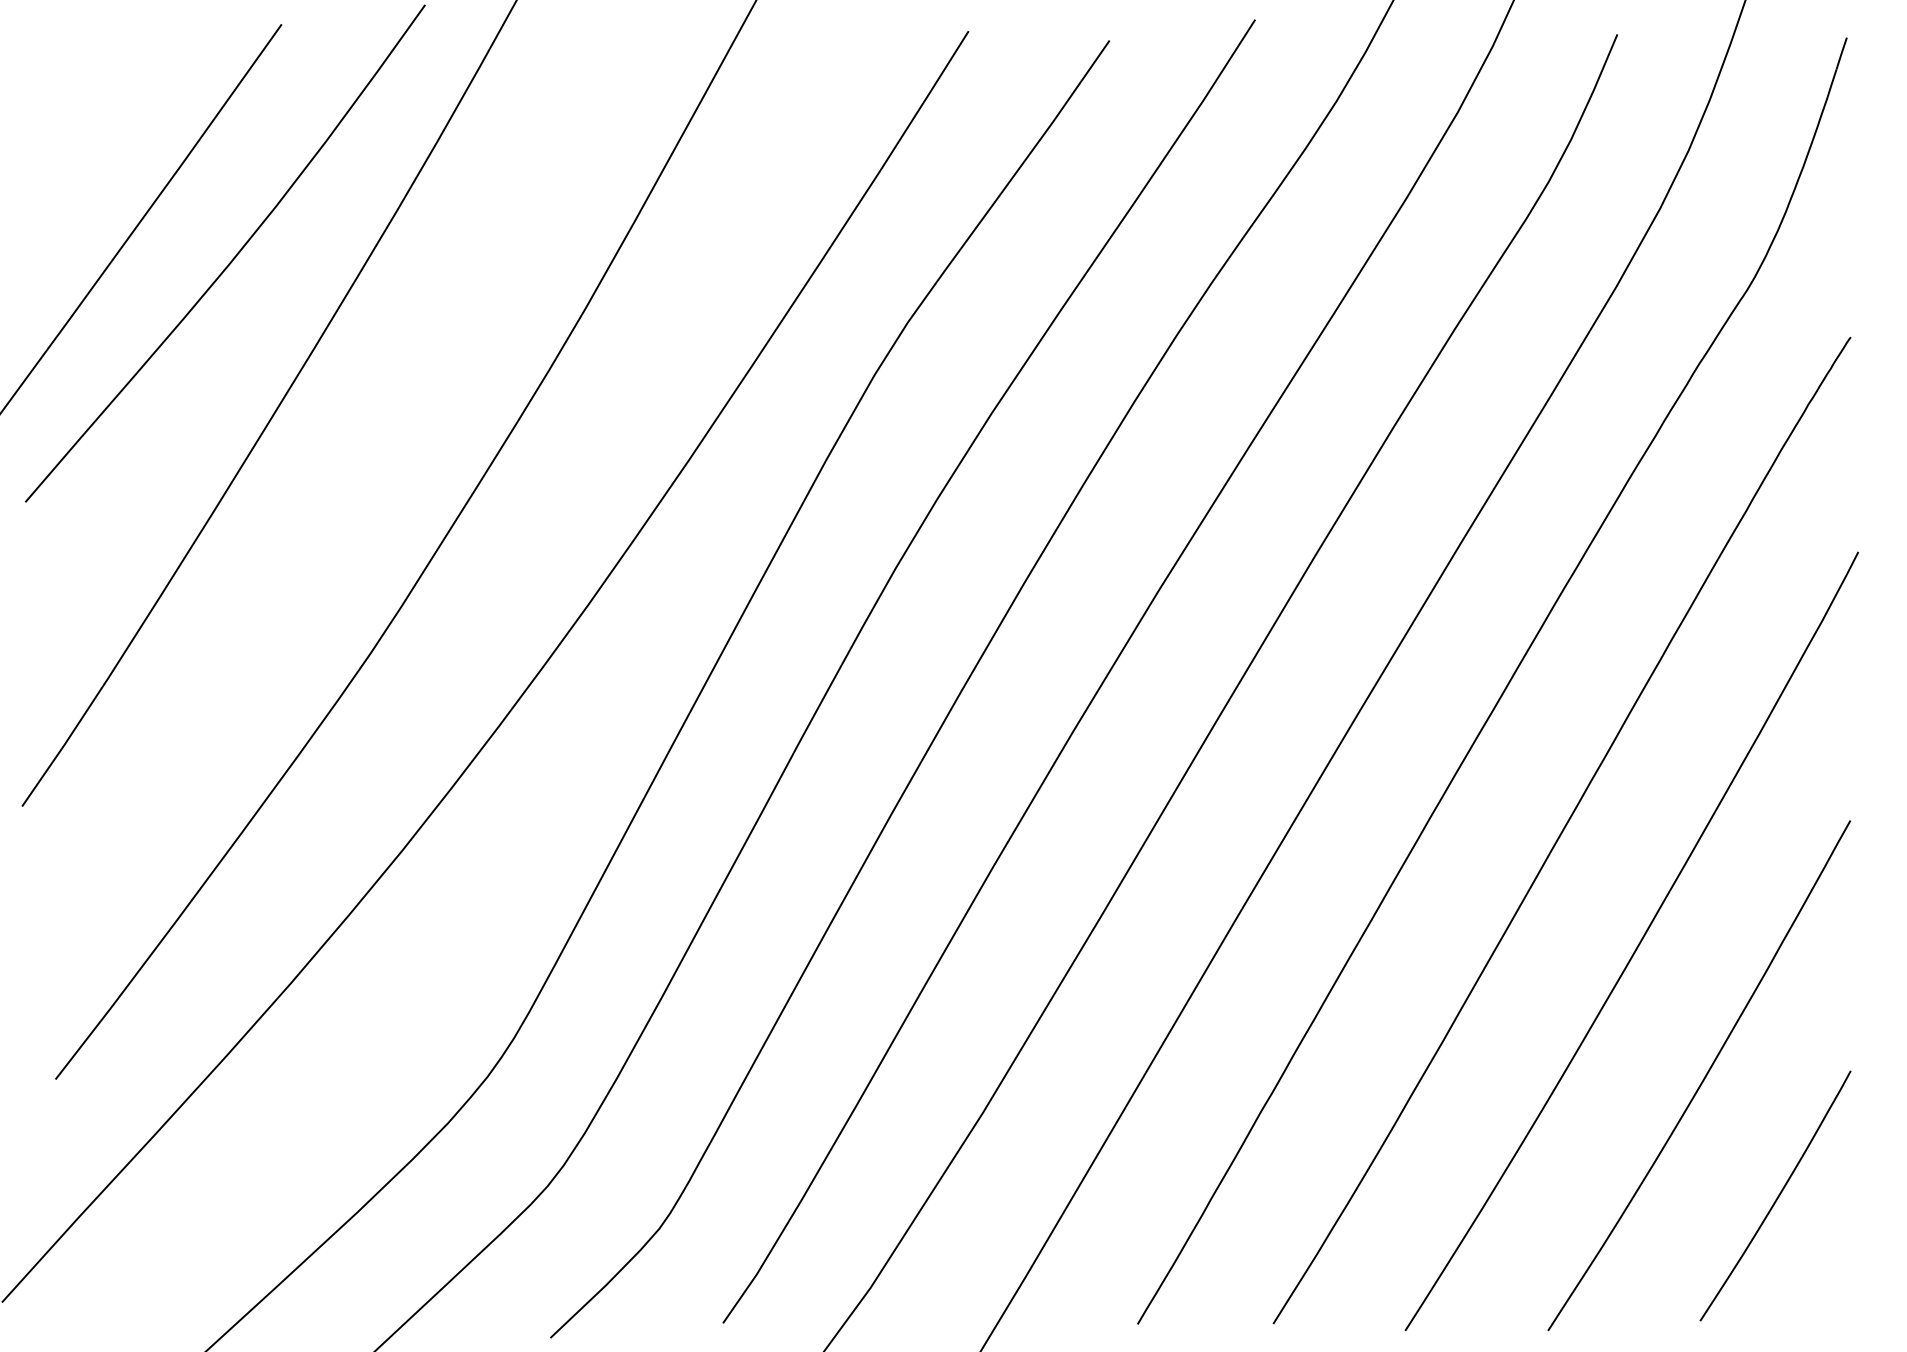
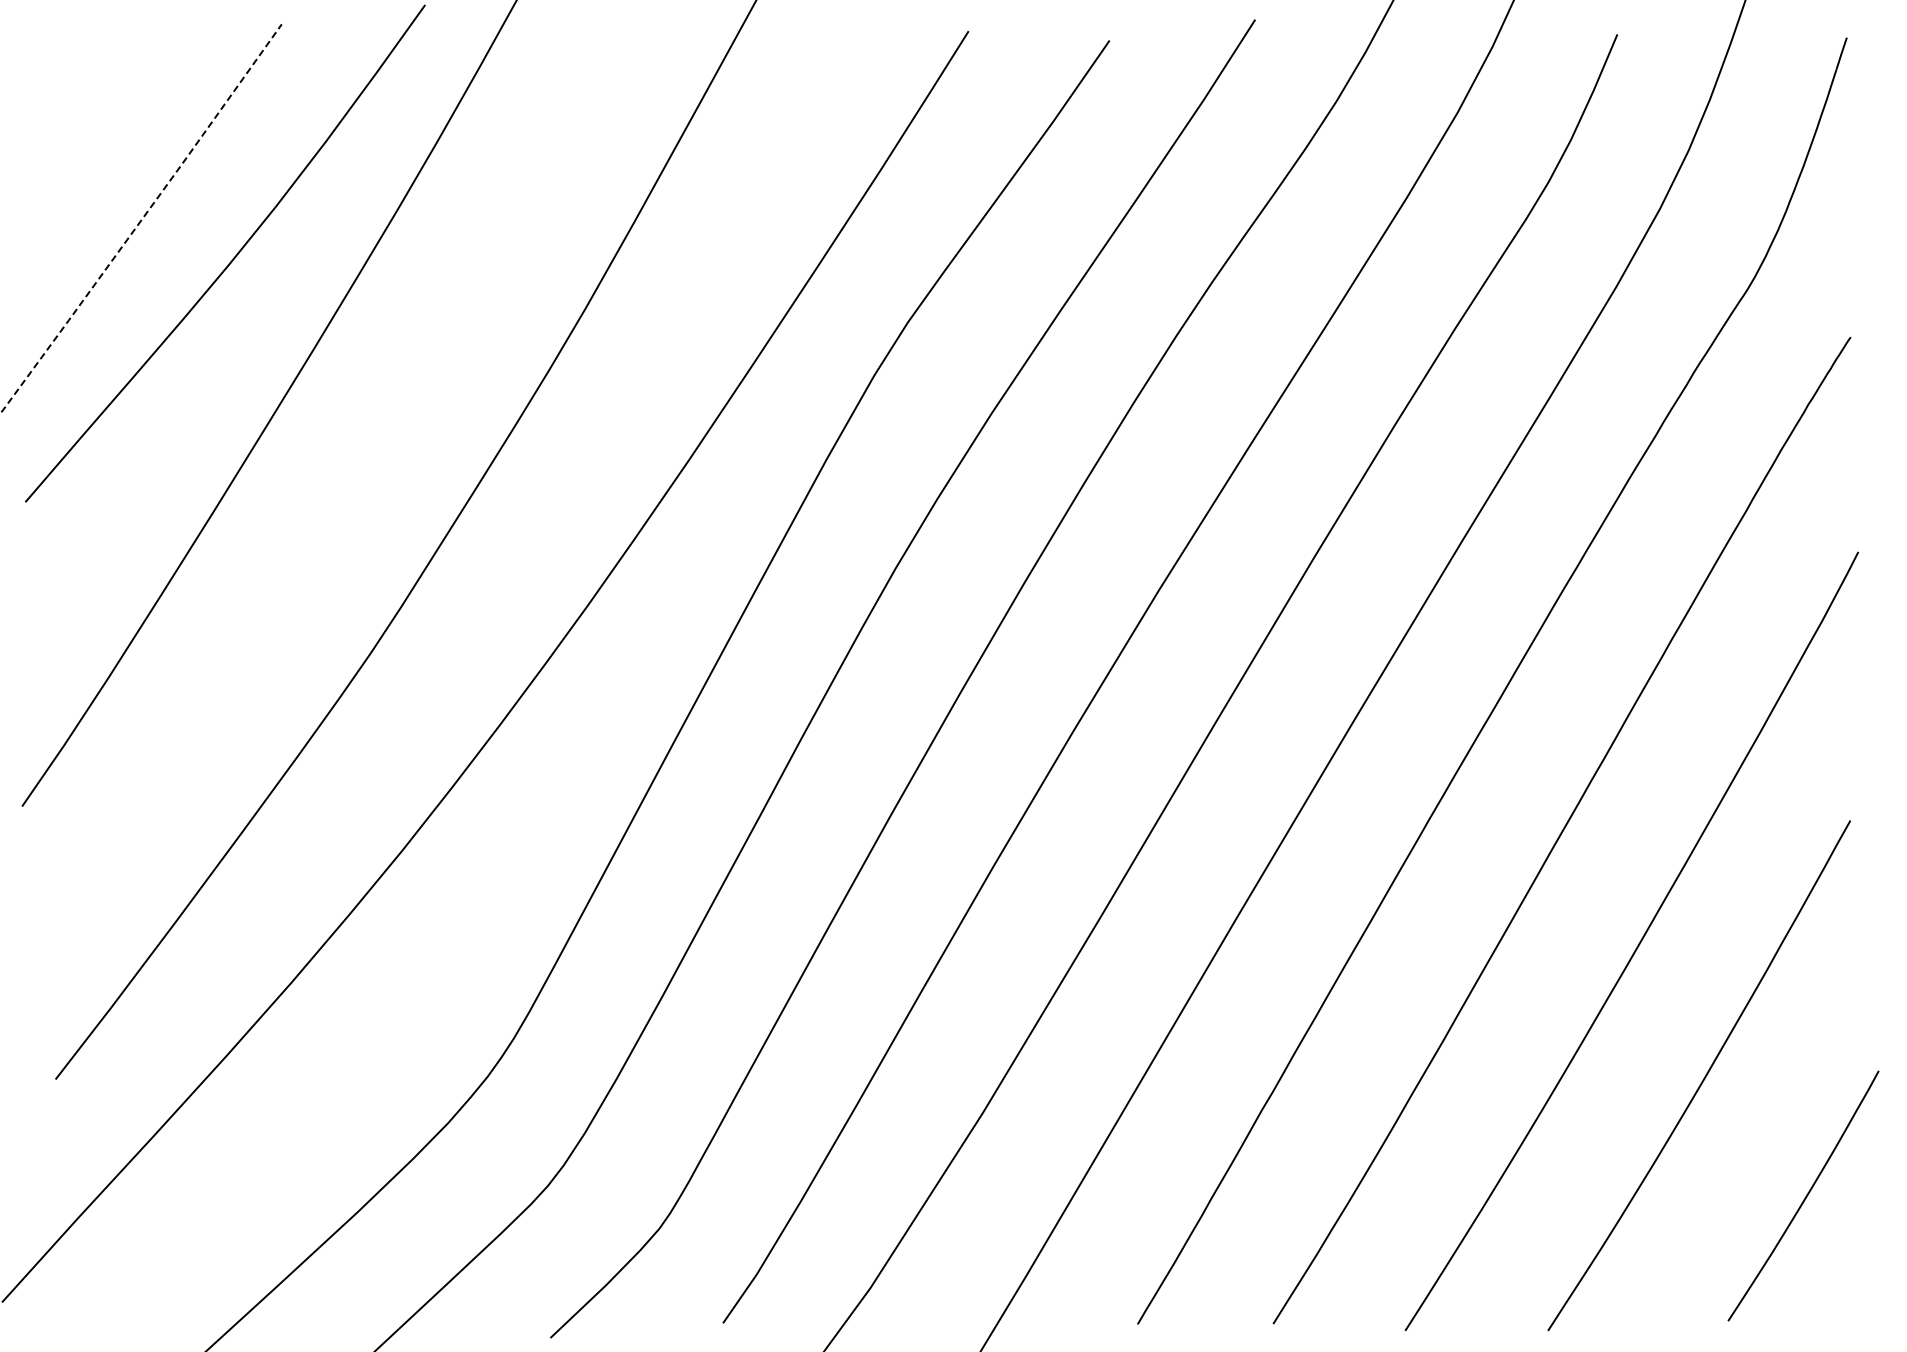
line: solid -> dashed (142, 219)
curve position: (1777, 1196) -> (1805, 1196) (1805, 1196)
